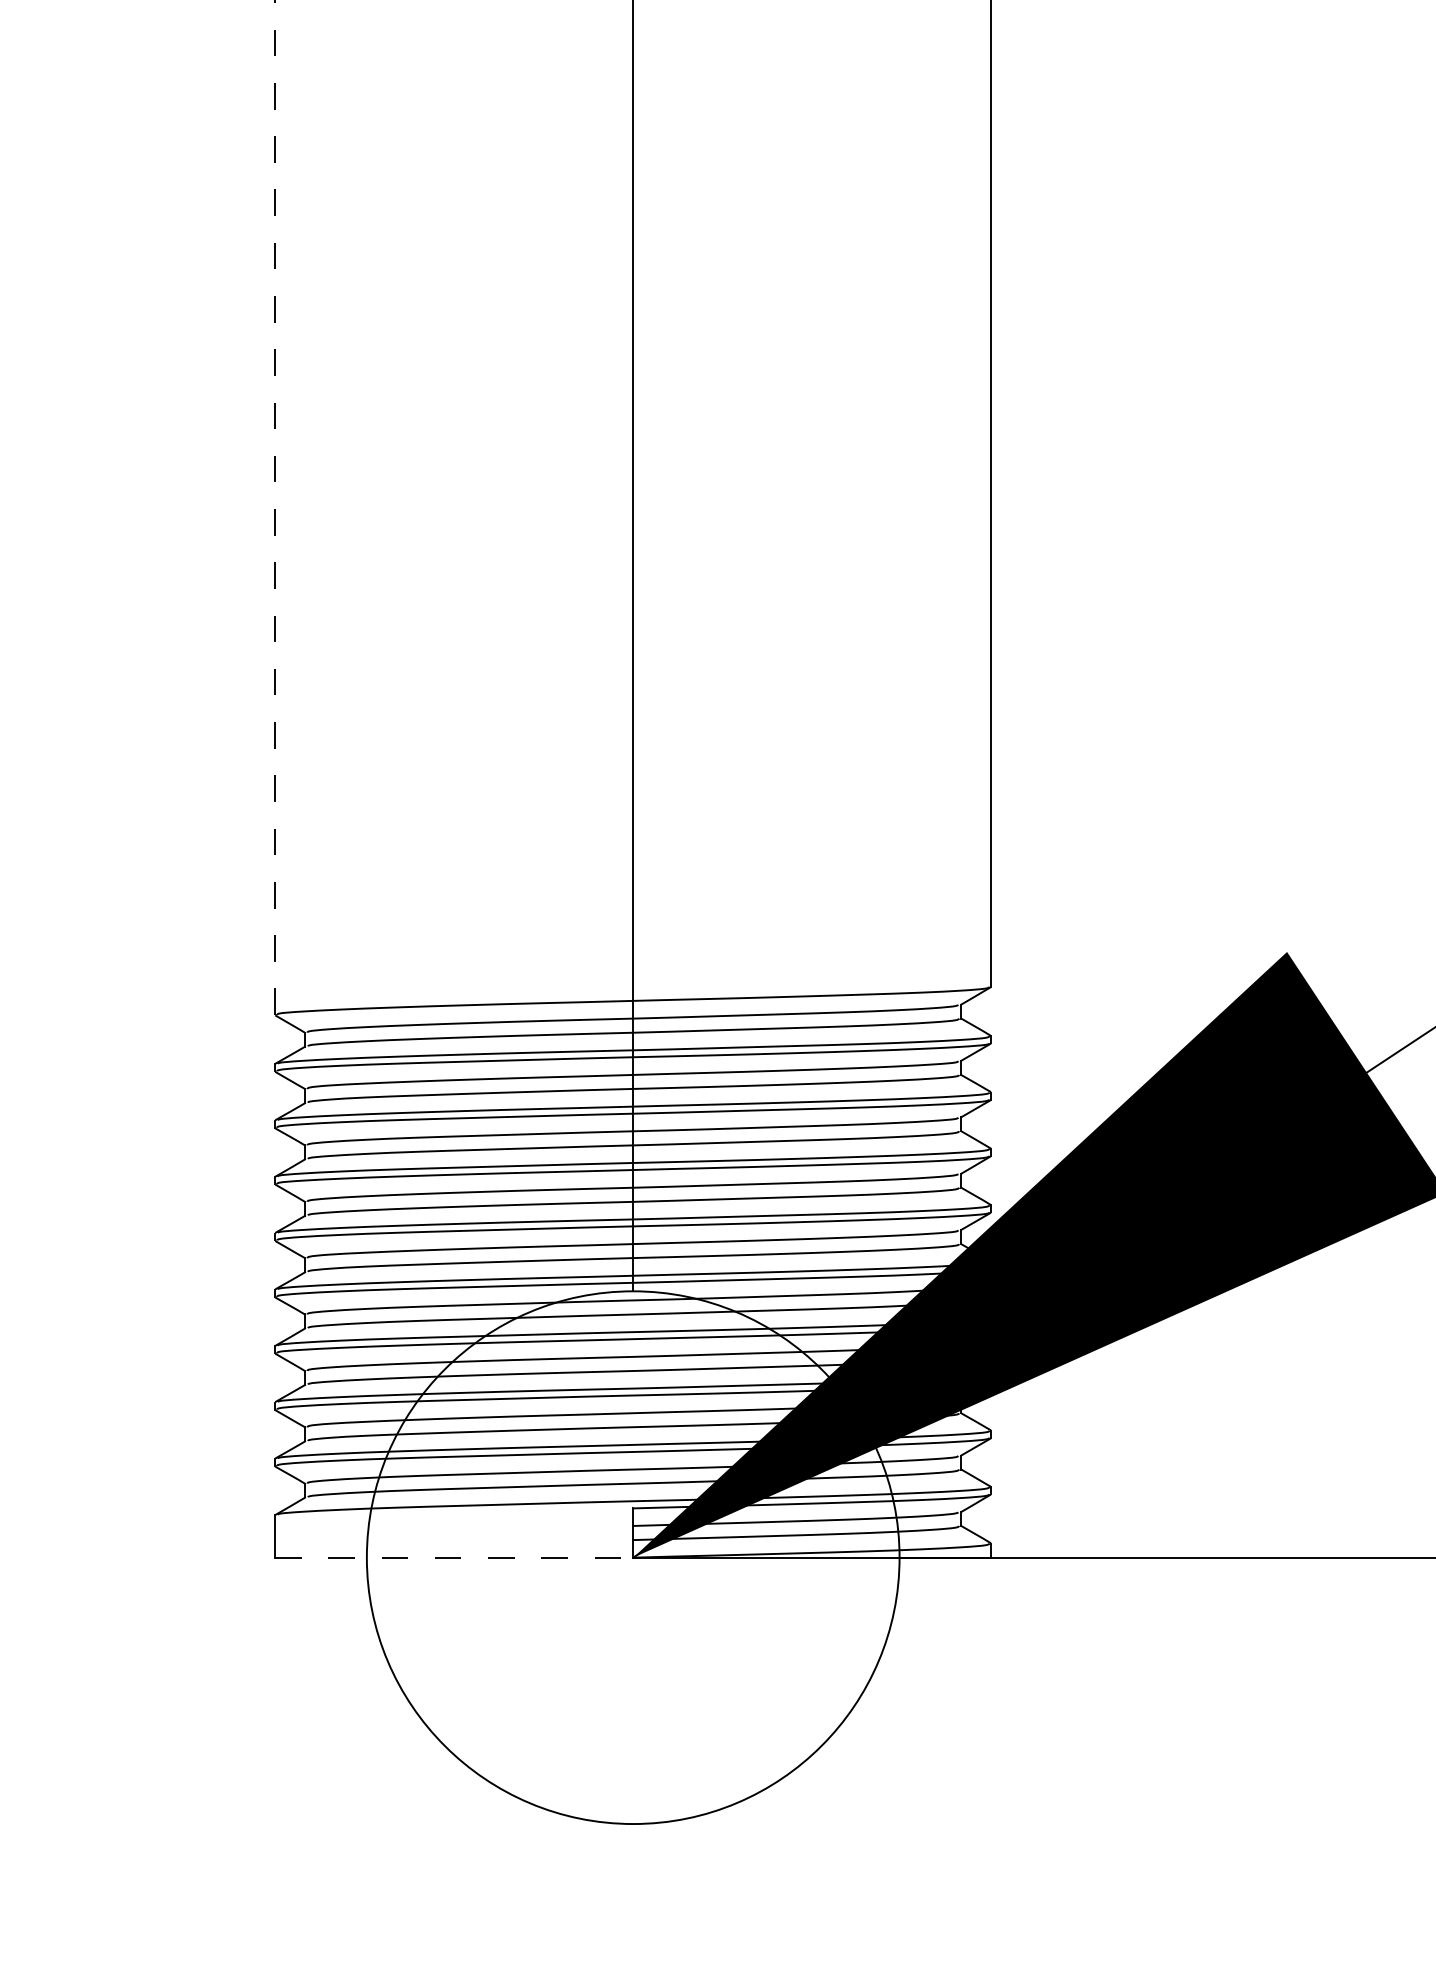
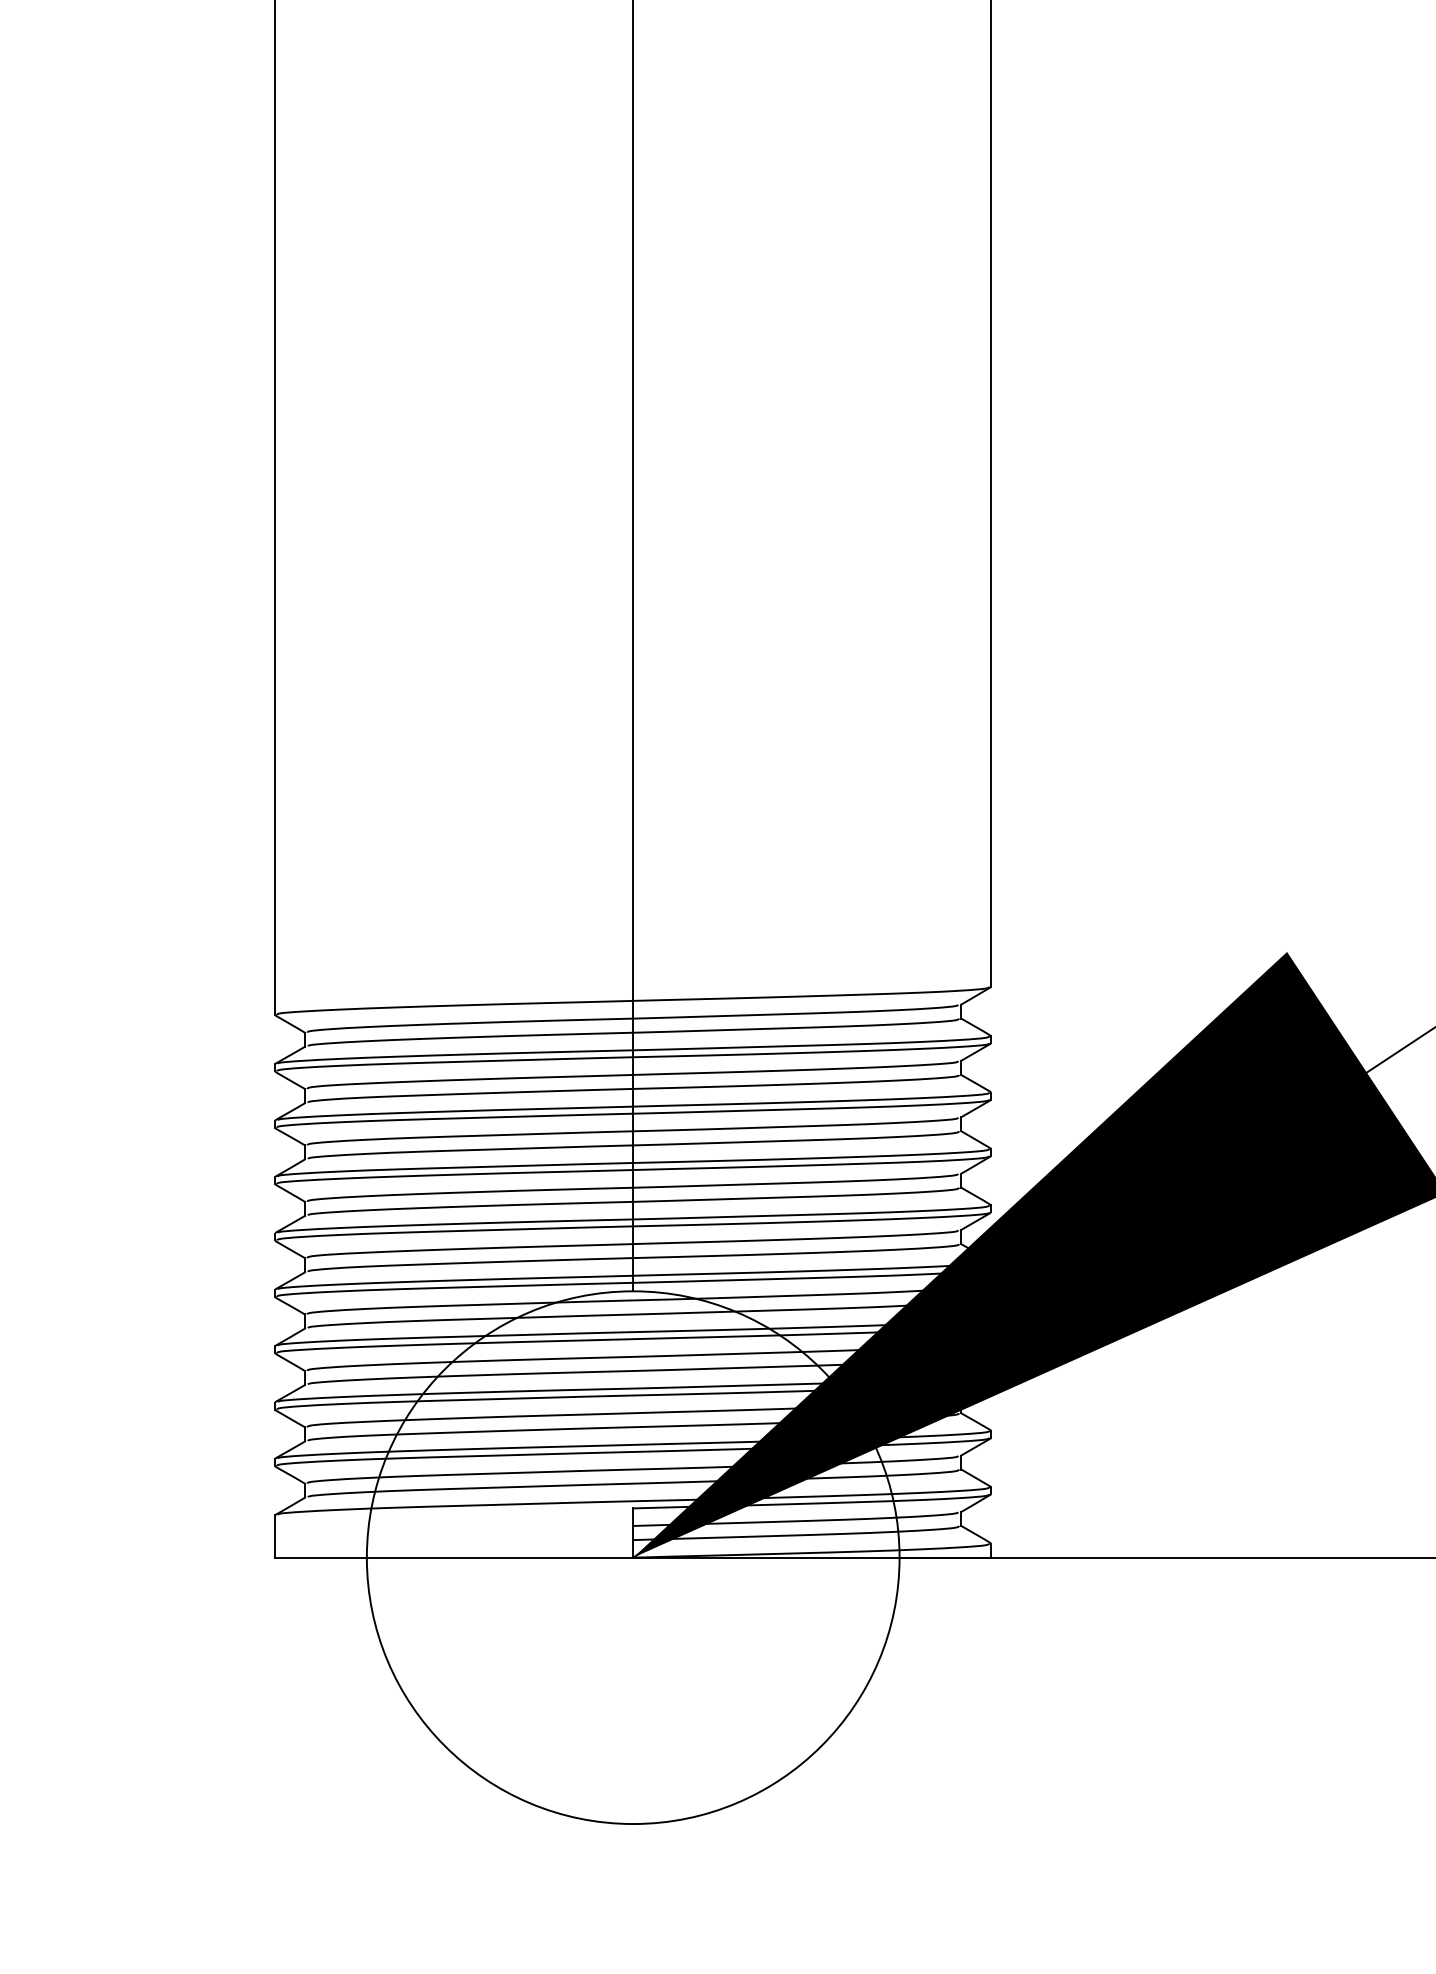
line: dashed -> solid (274, 508)
line: dashed -> solid (454, 1557)
